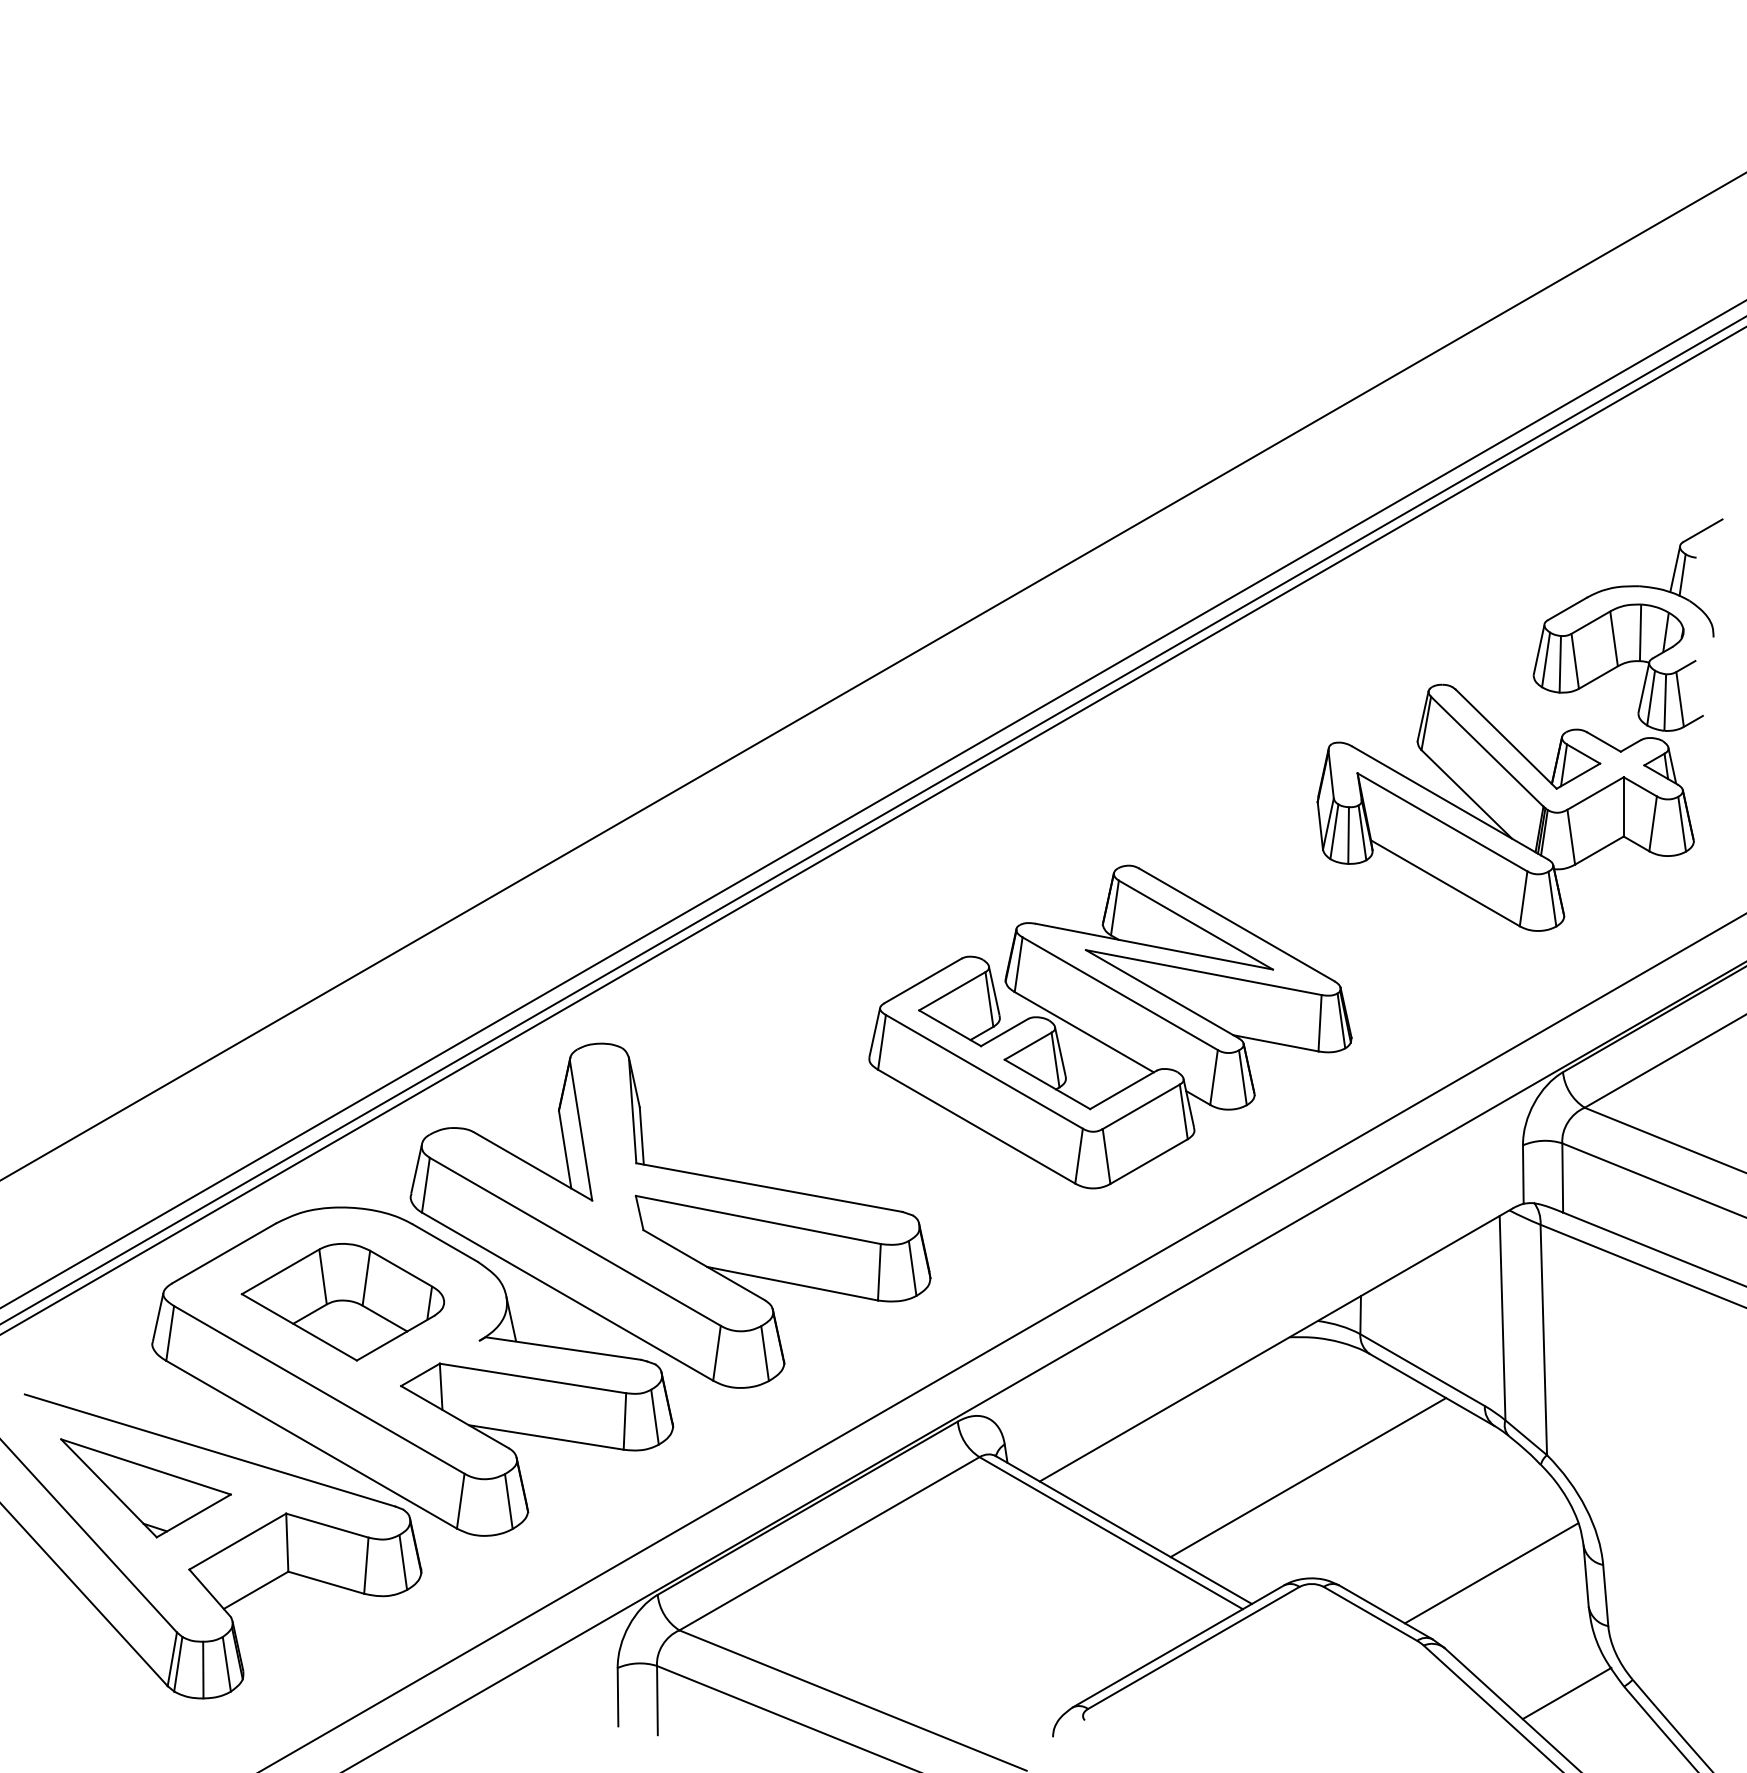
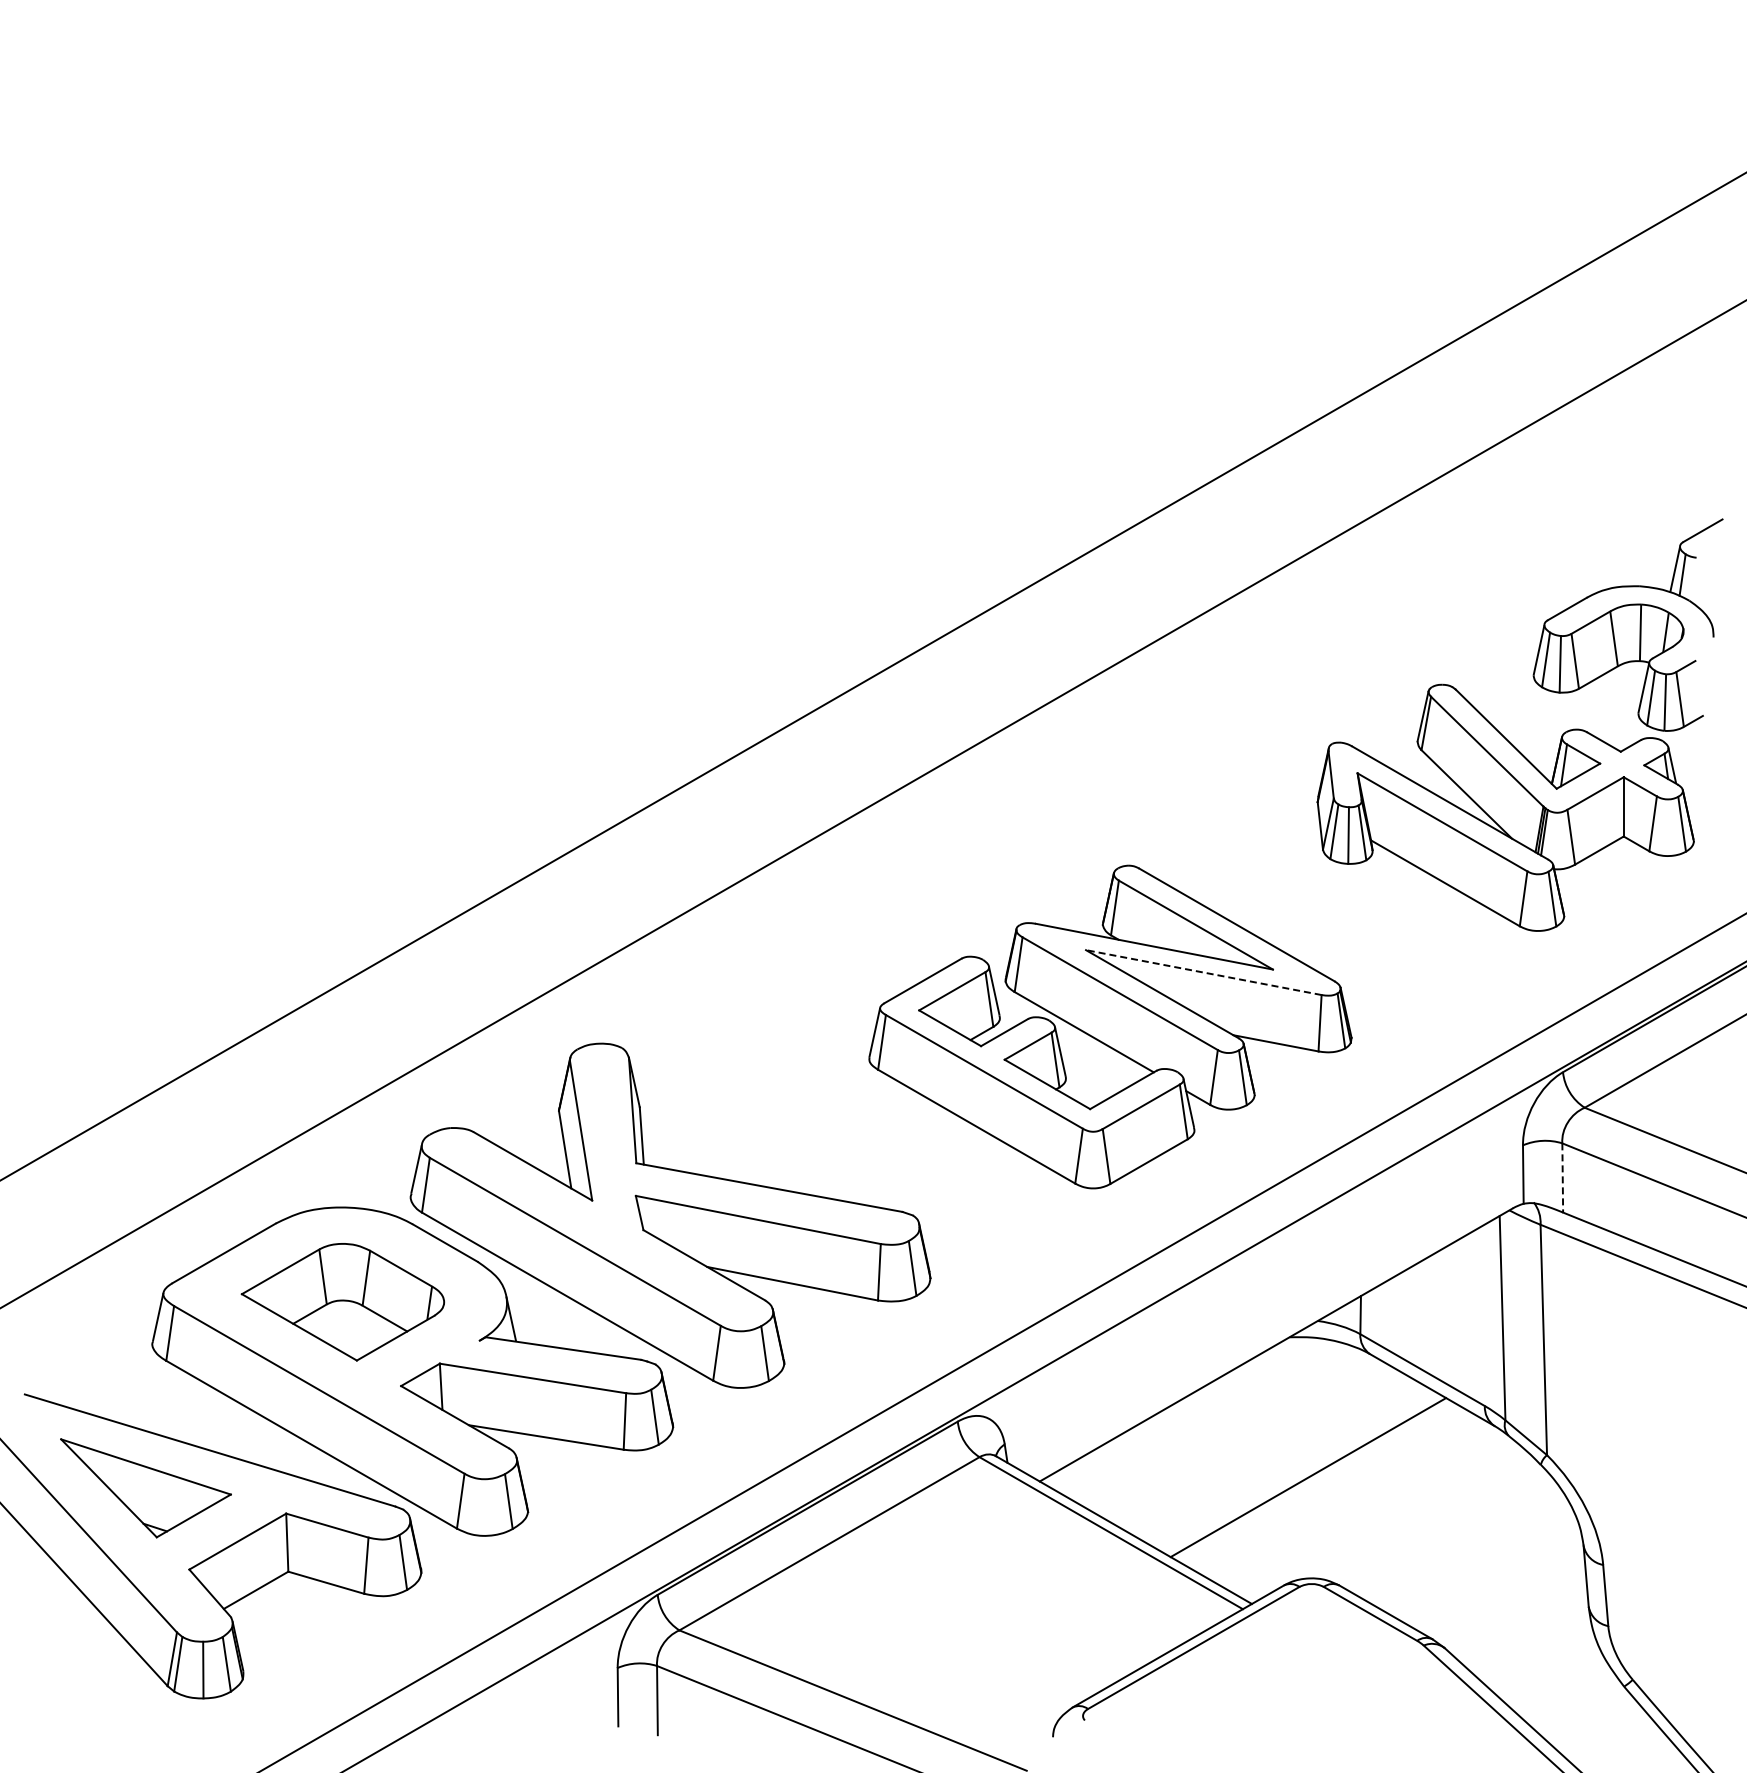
line: present -> none (872, 820)
line: present -> none (872, 830)
line: solid -> dashed (1203, 972)
line: solid -> dashed (1562, 1177)
line: present -> none (1491, 1573)
line: present -> none (1566, 1693)
